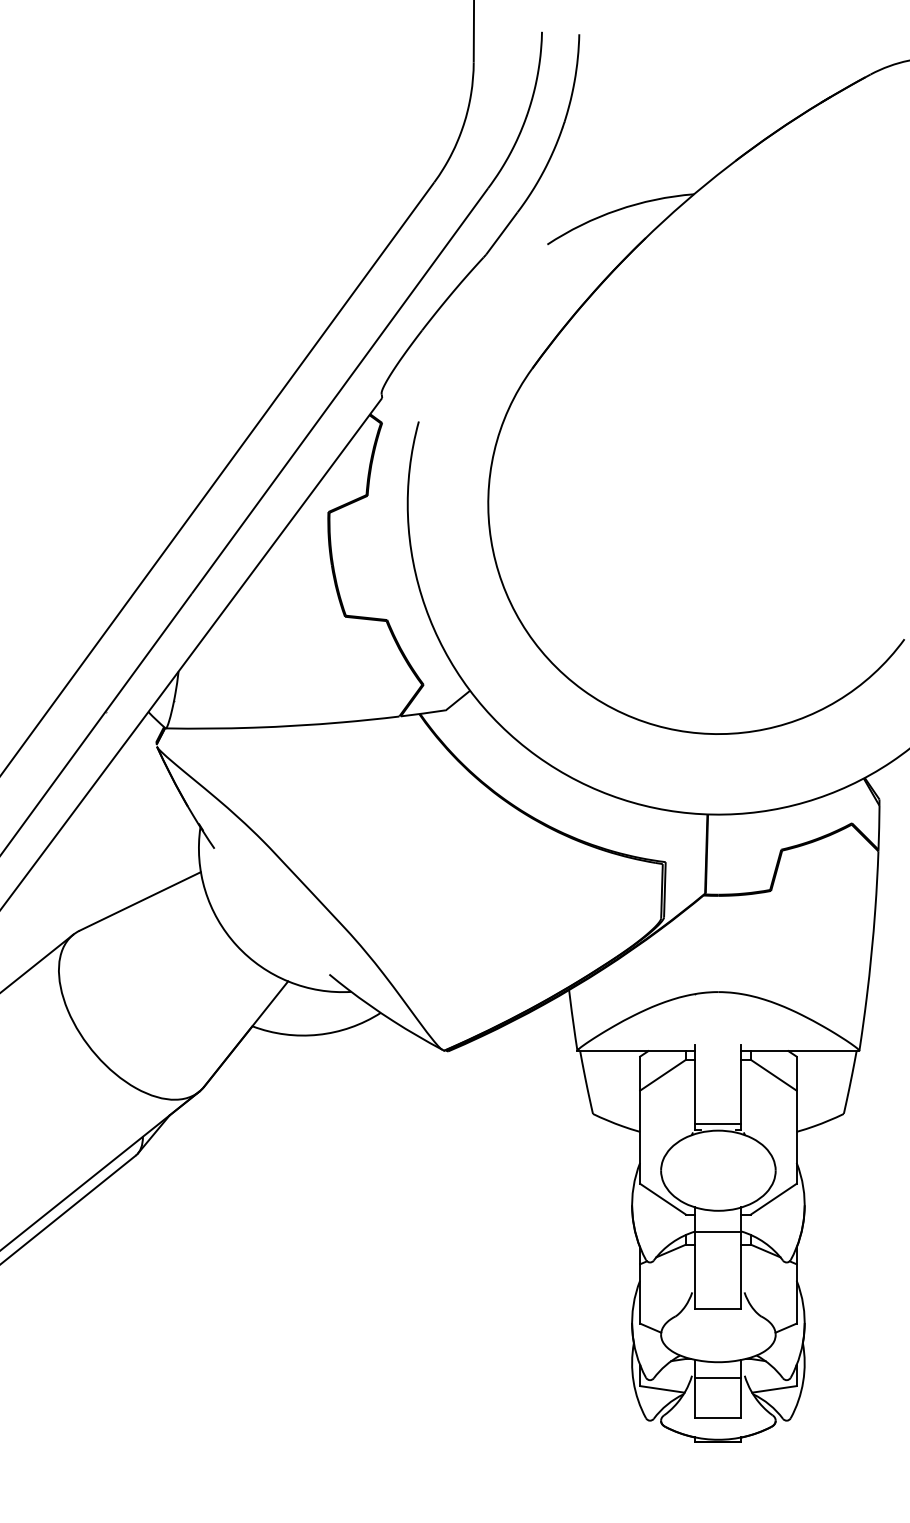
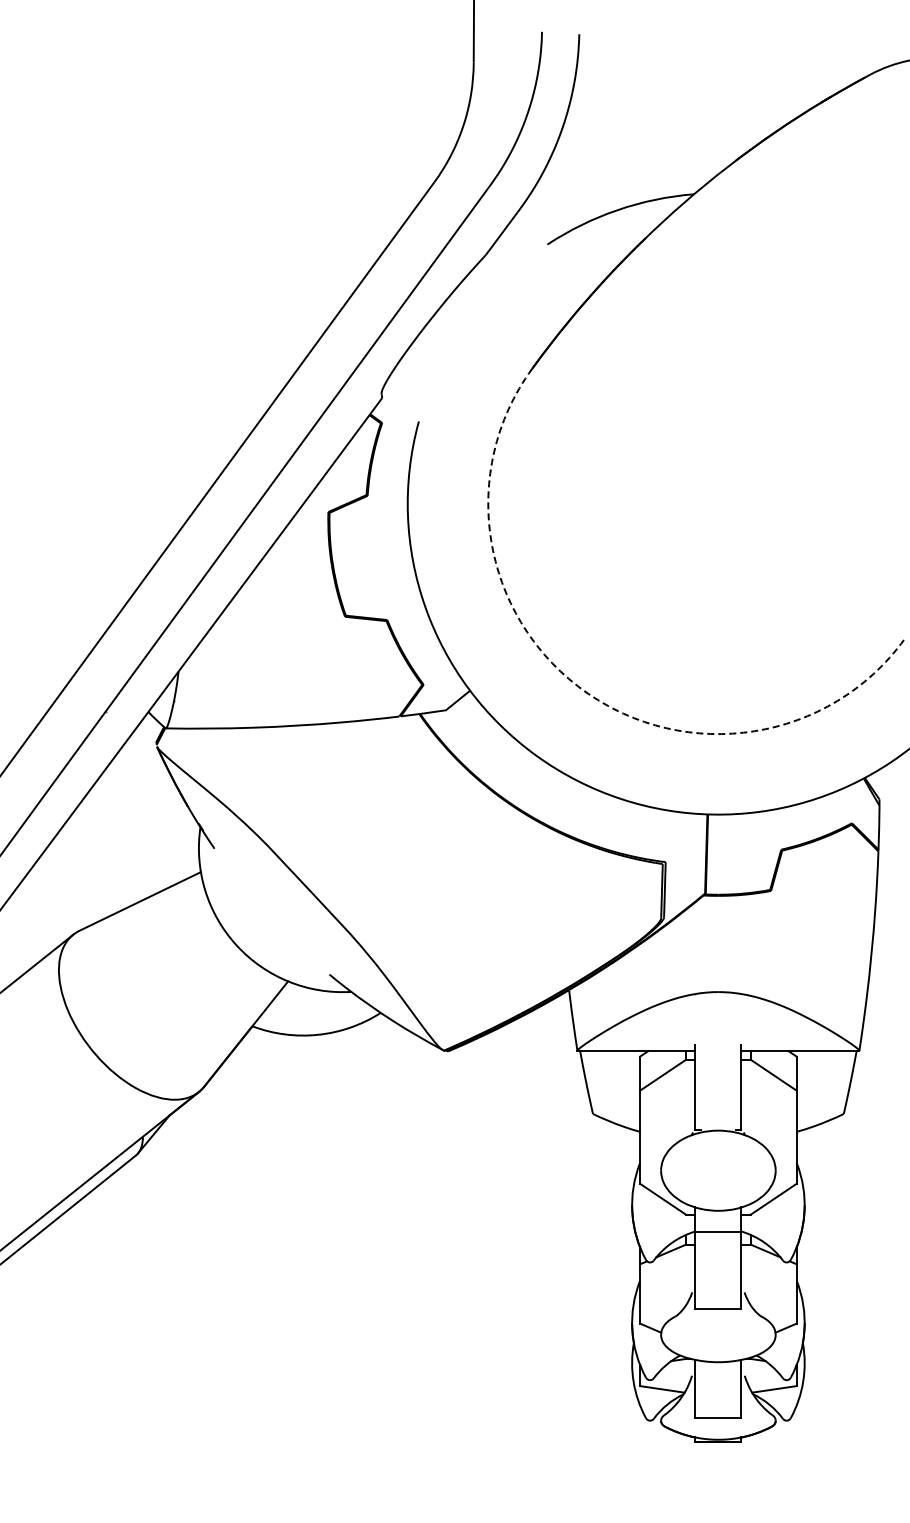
arc: solid -> dashed (583, 690)
line: present -> none (718, 1124)
line: present -> none (718, 1377)
